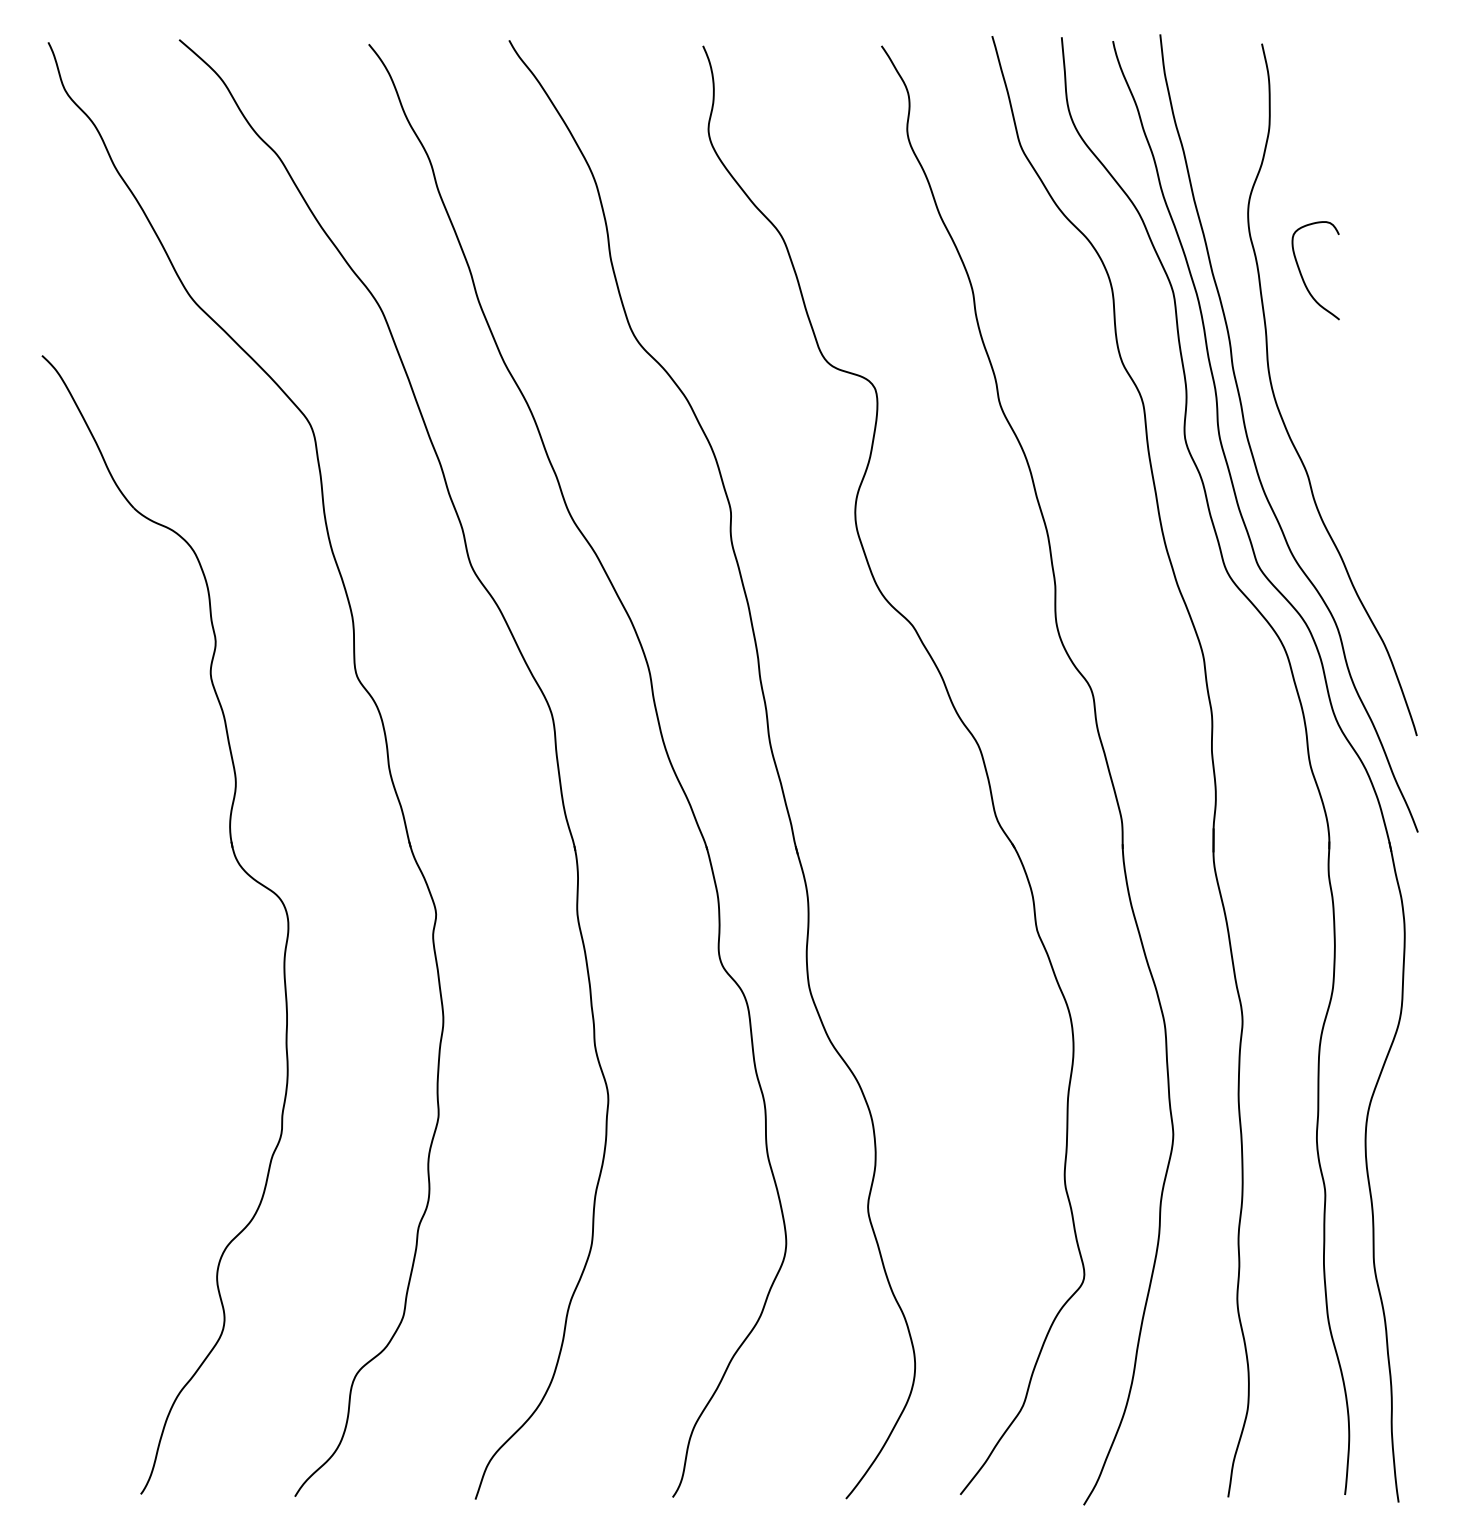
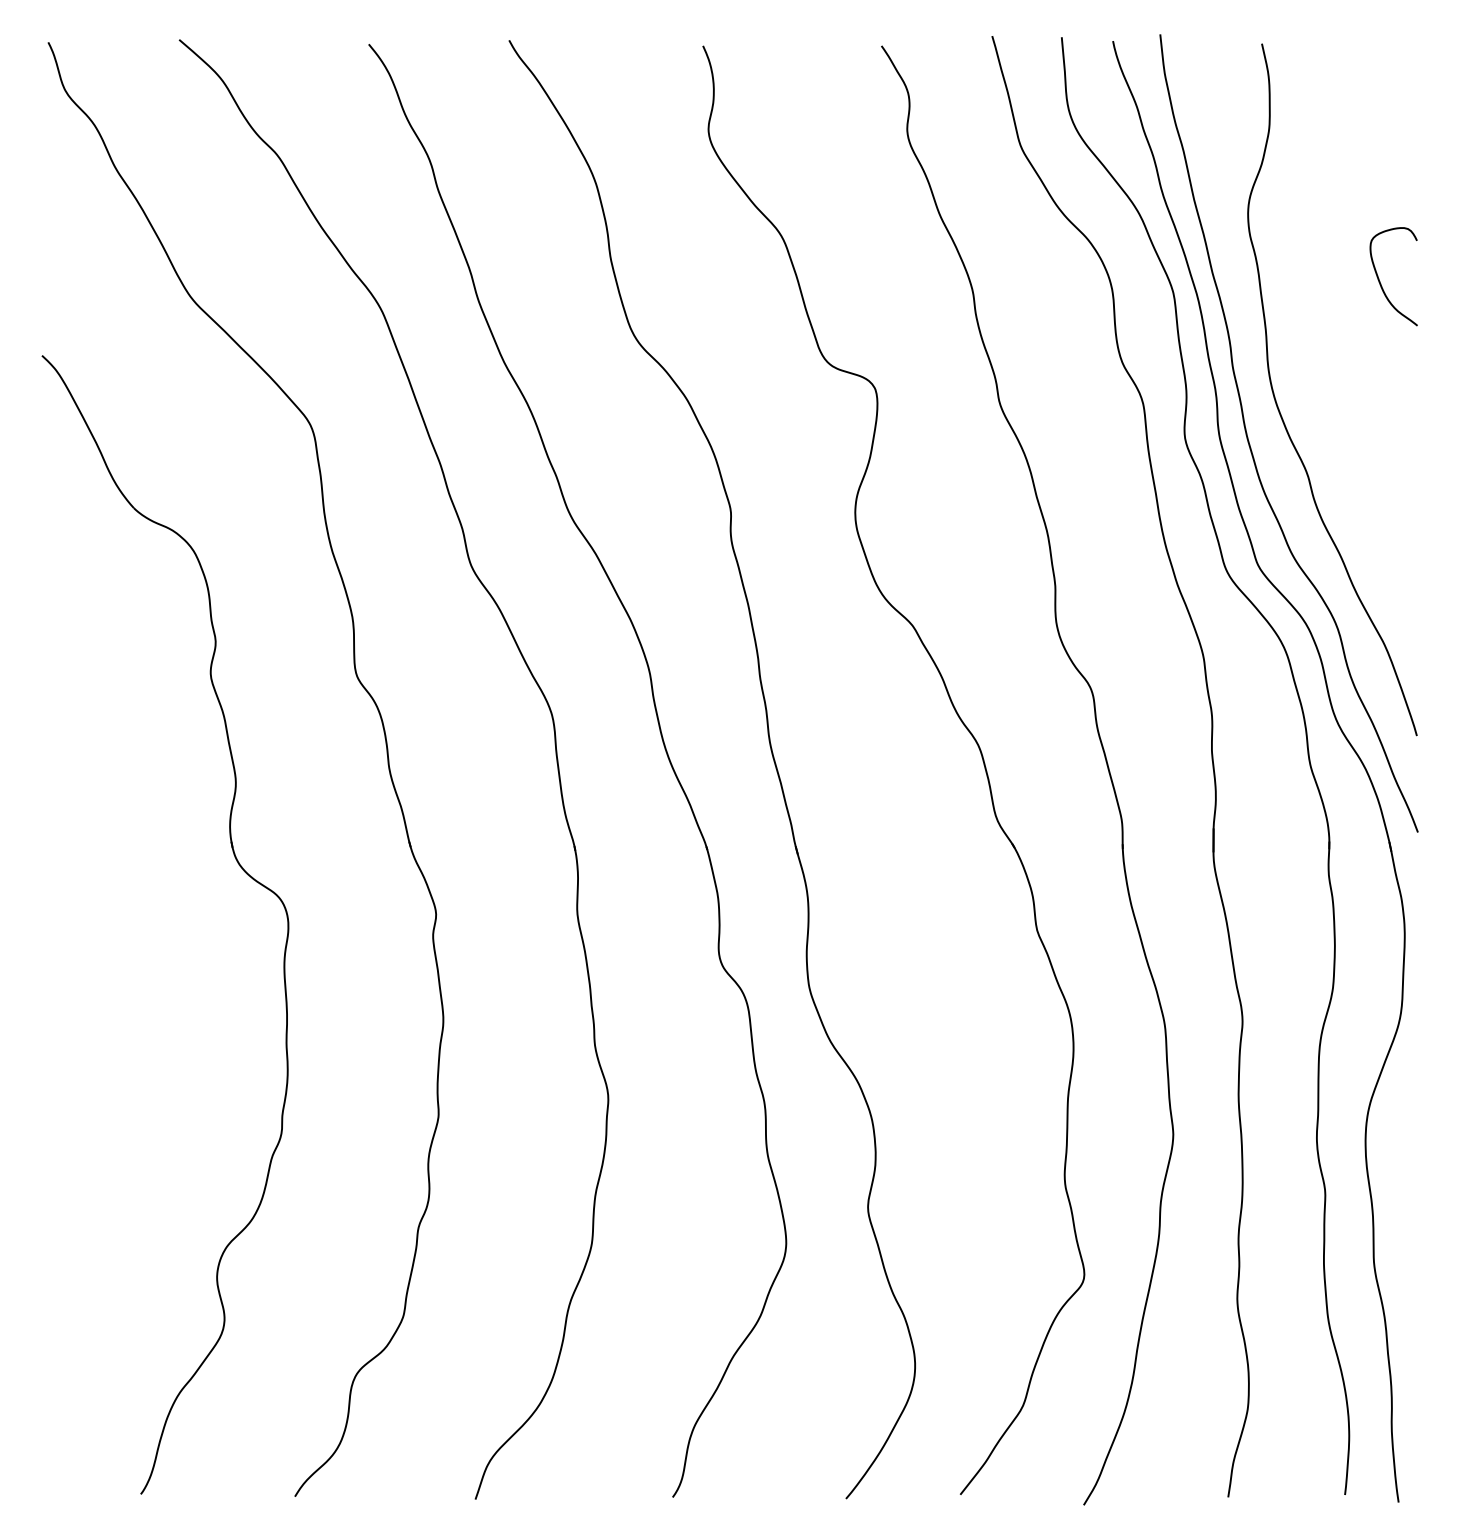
curve position: (1303, 277) -> (1381, 283) (1381, 283)
